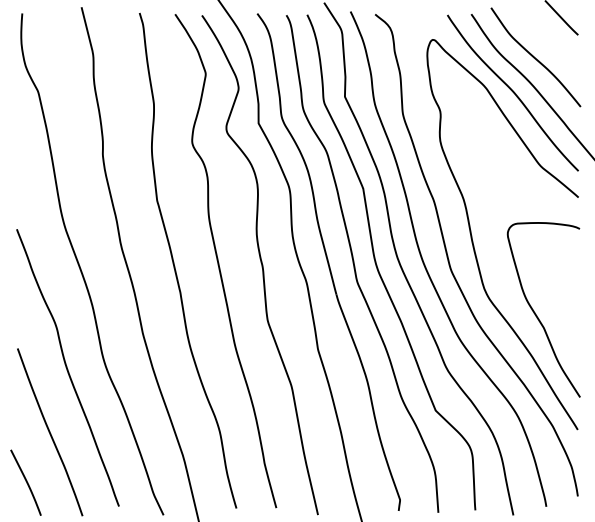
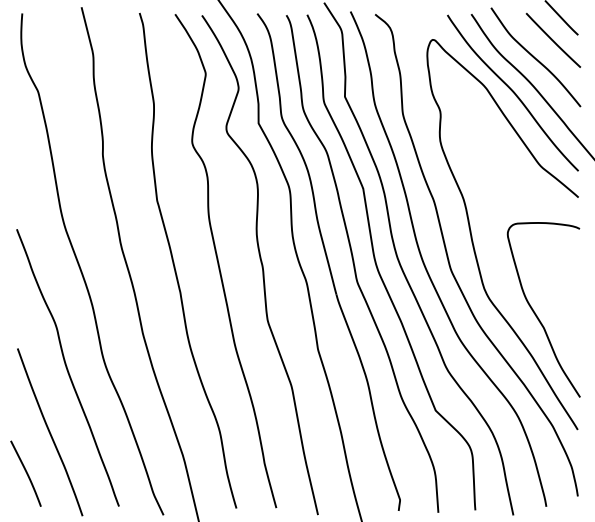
line: none -> present (553, 39)
curve position: (25, 481) -> (25, 472) (25, 472)
